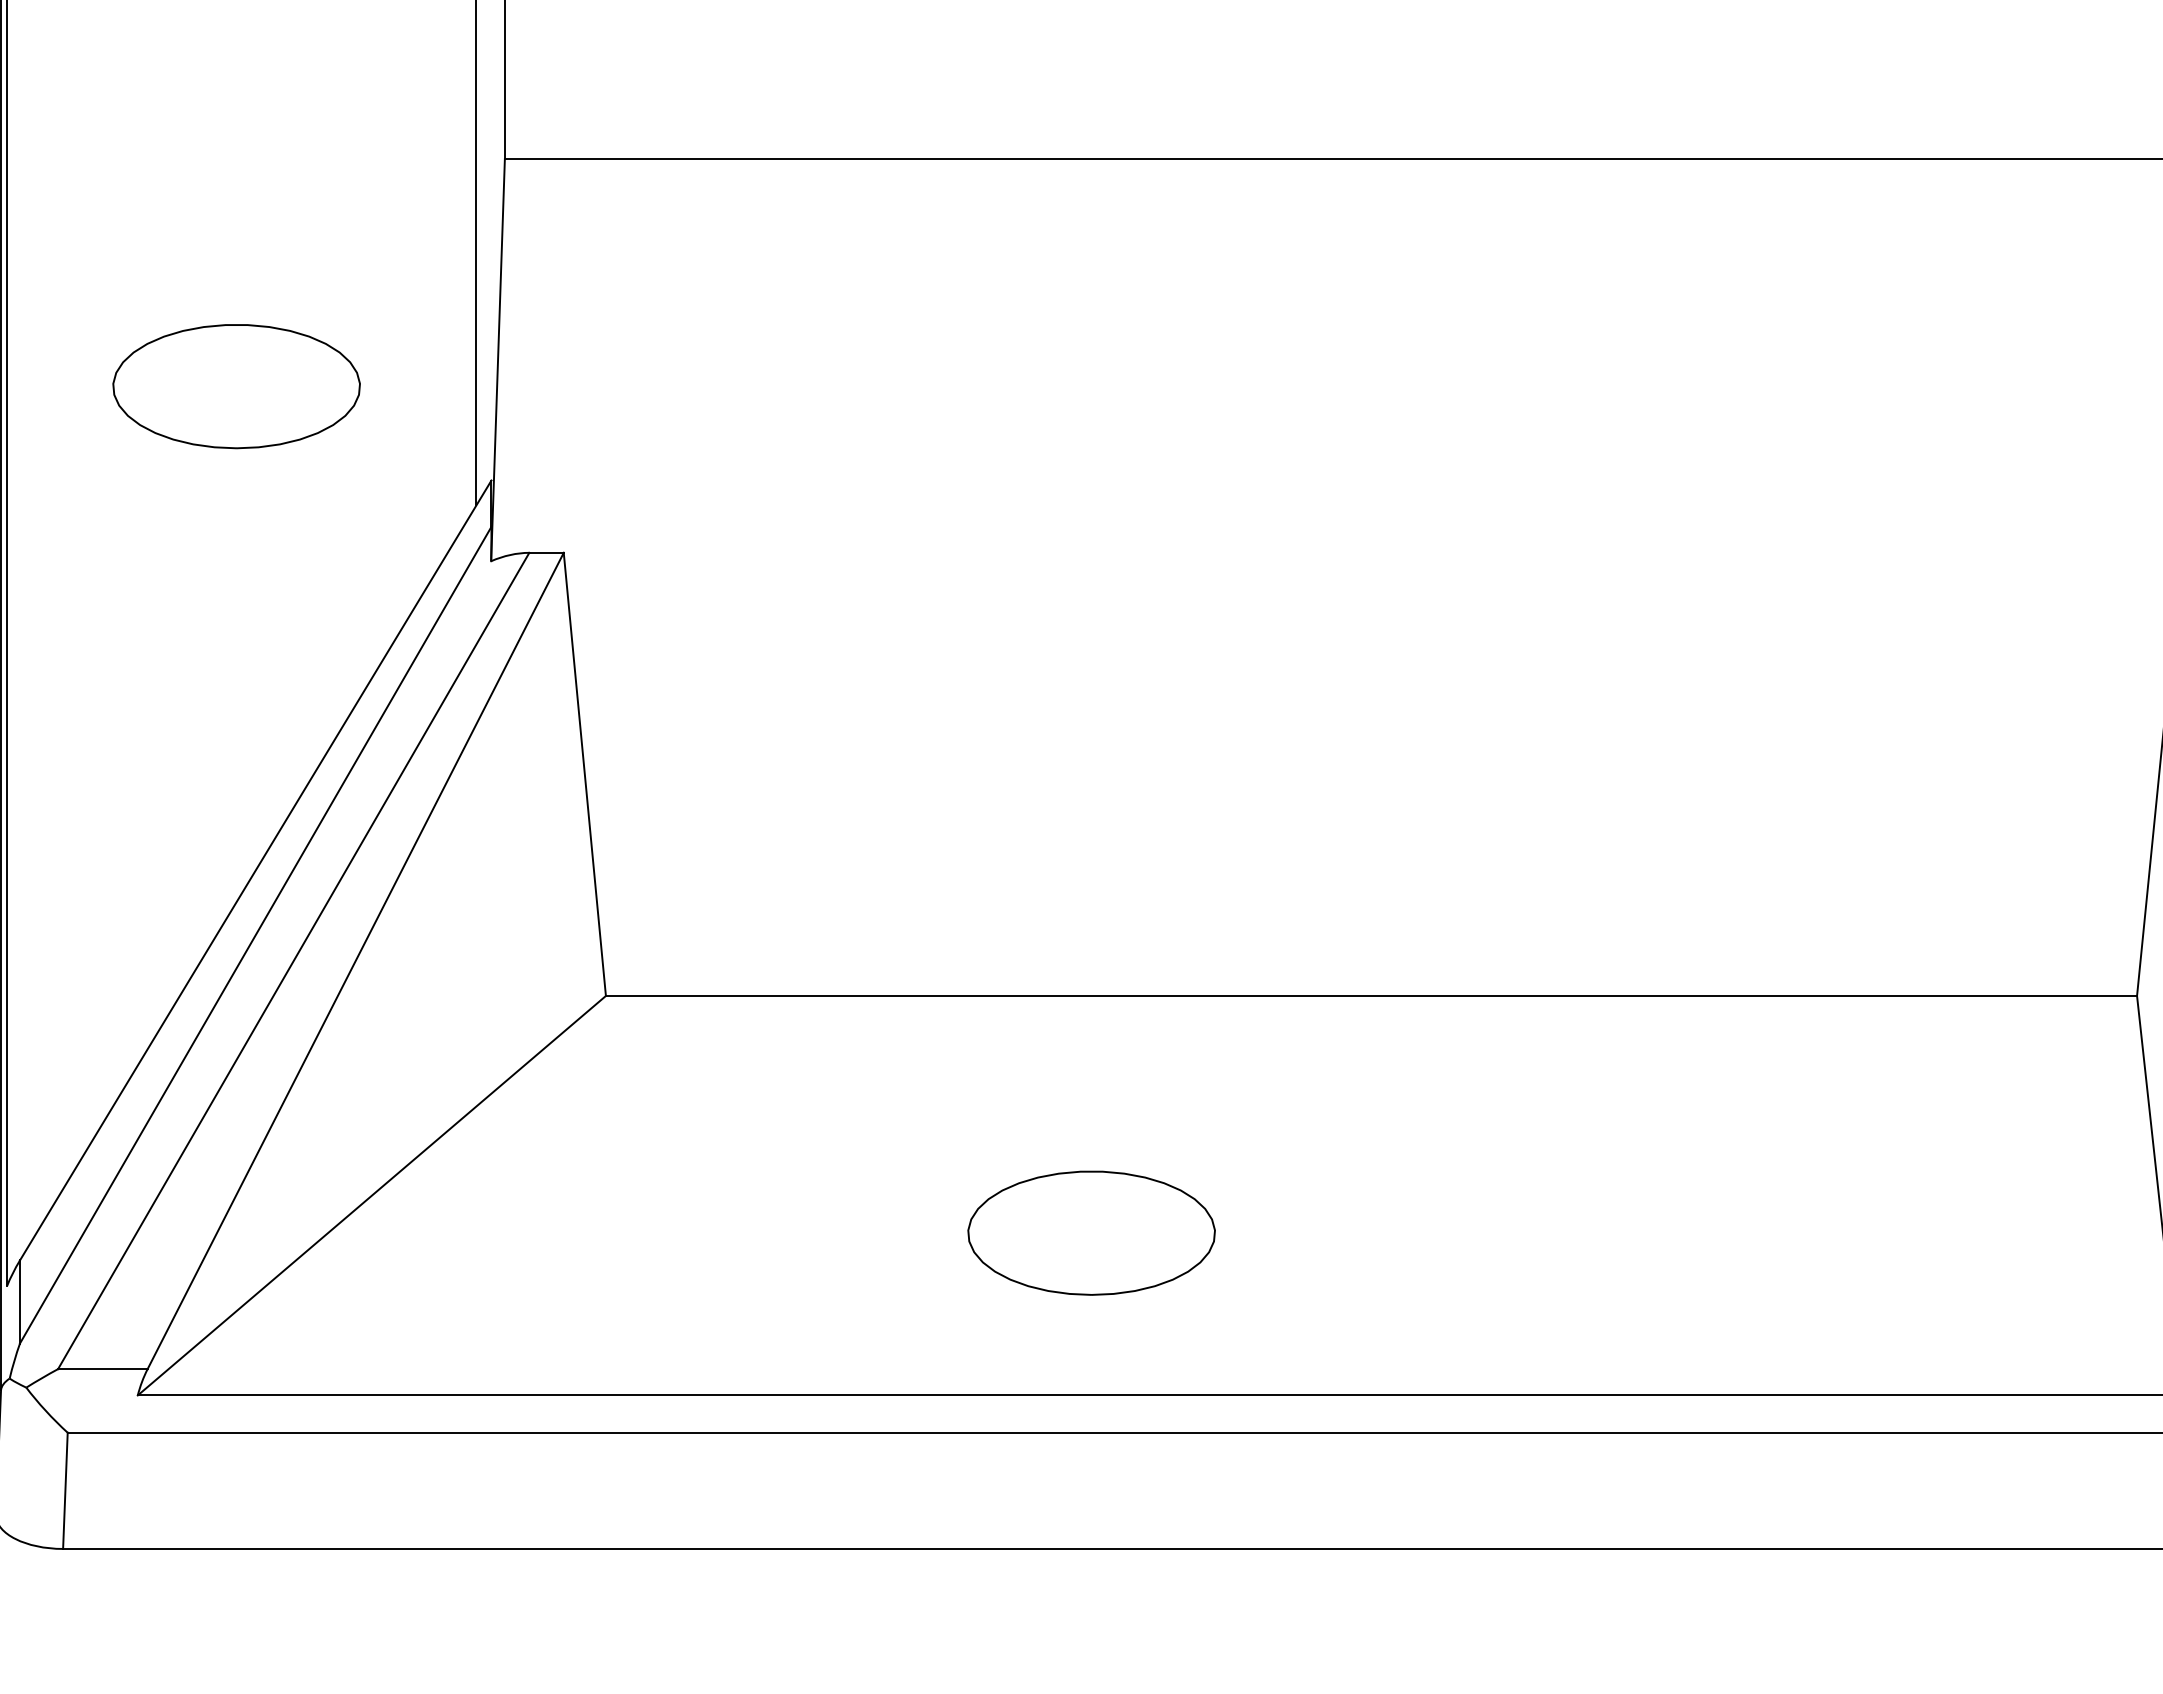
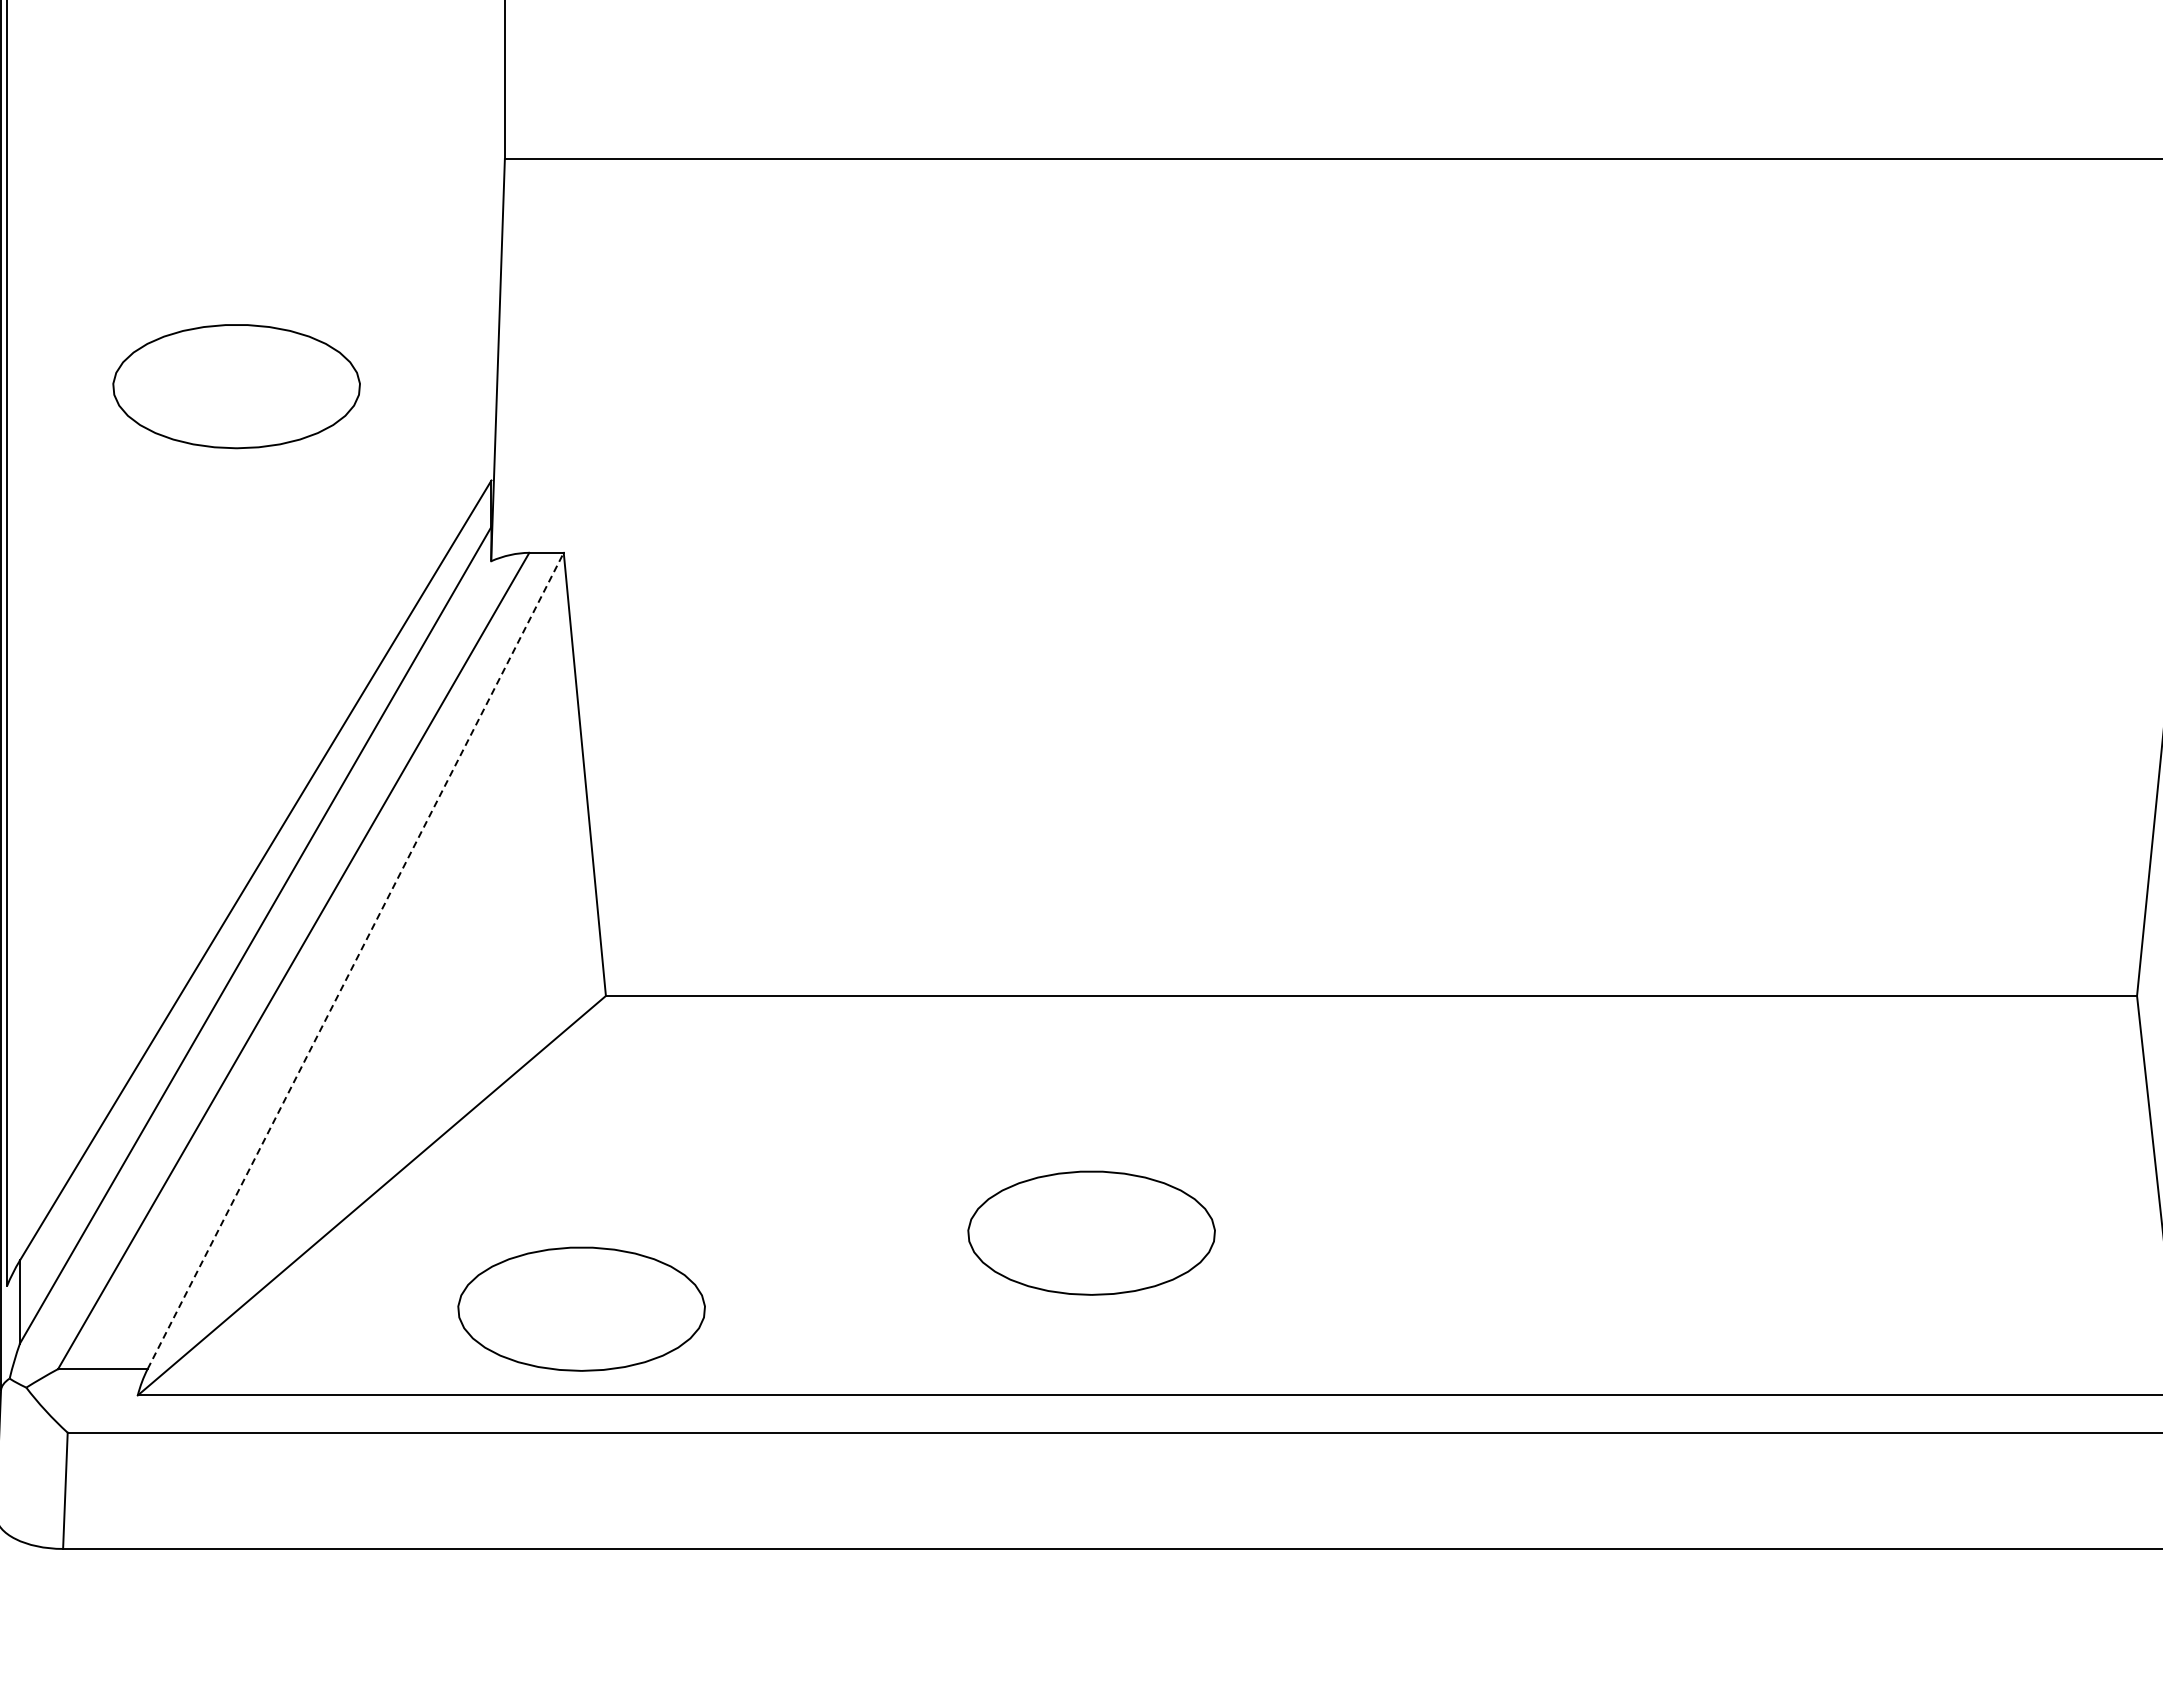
line: present -> none (476, 253)
line: solid -> dashed (355, 960)
part: none -> present (581, 1308)
